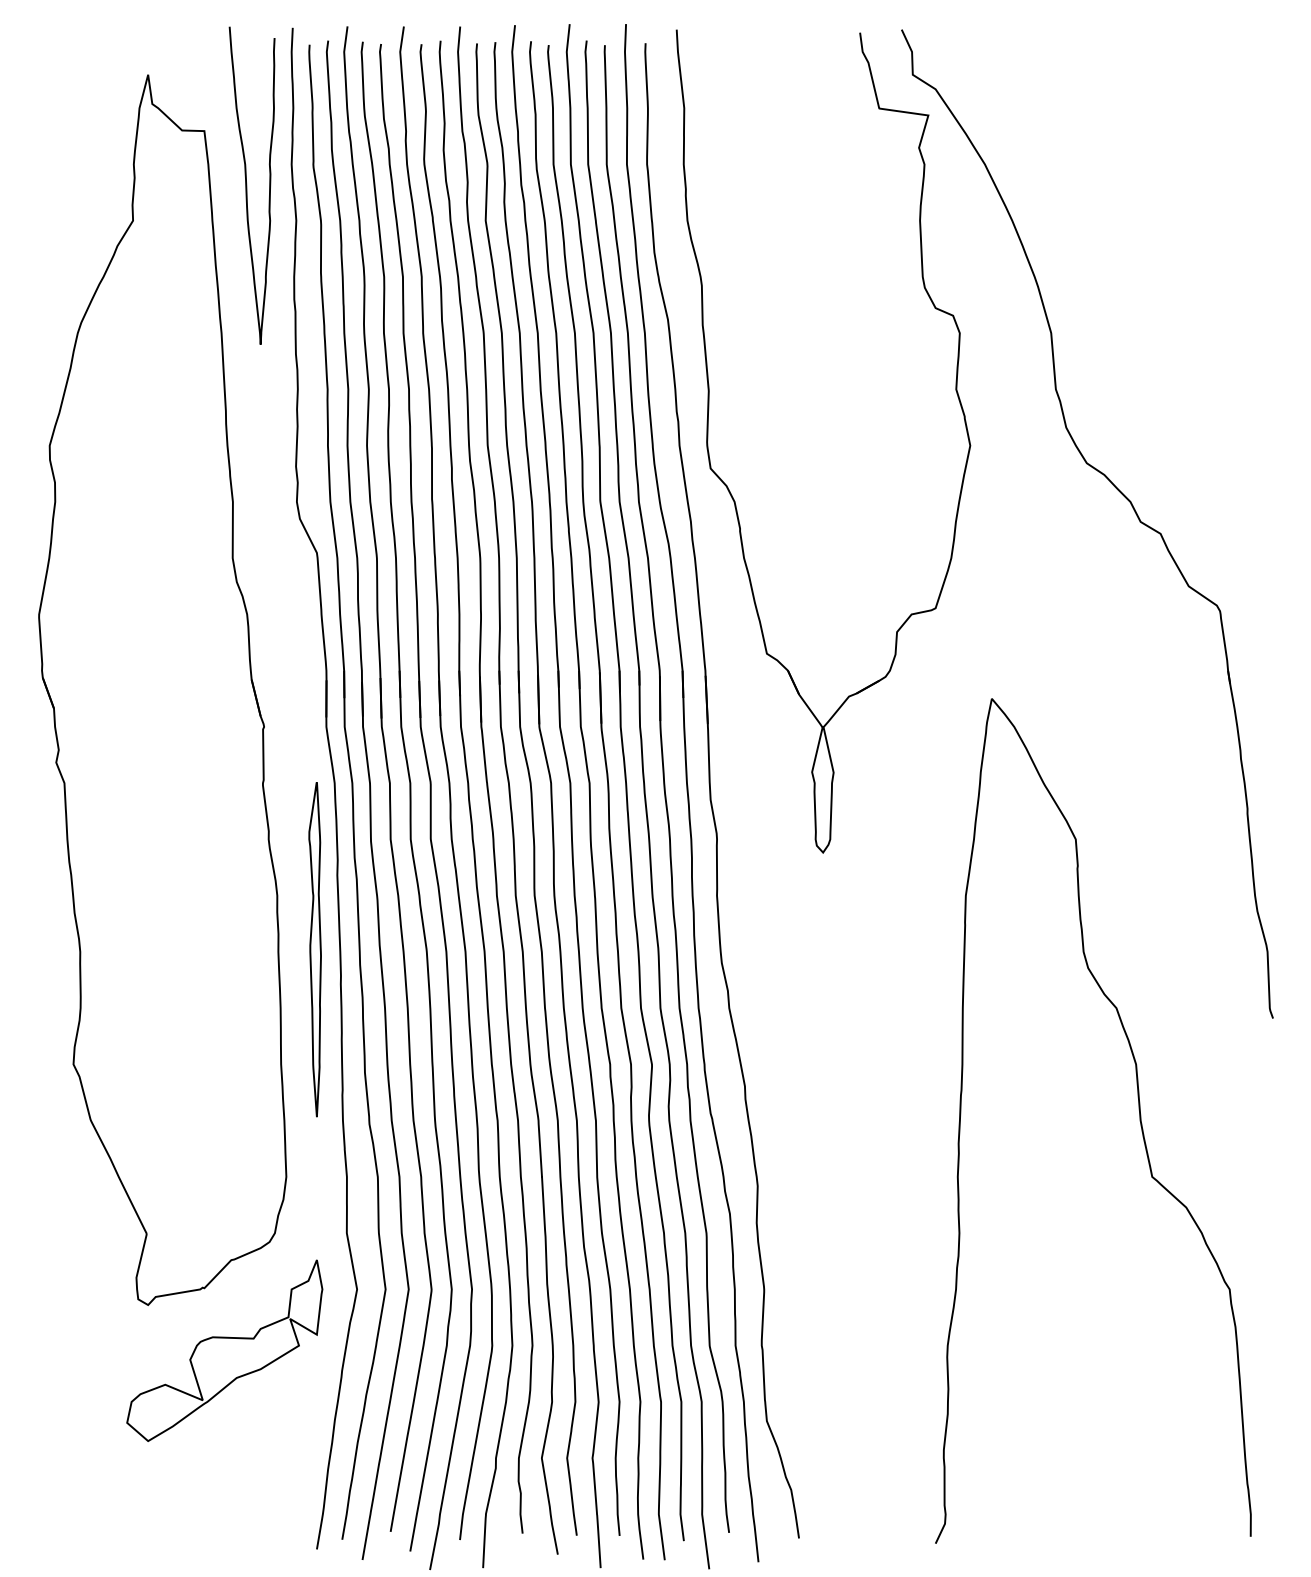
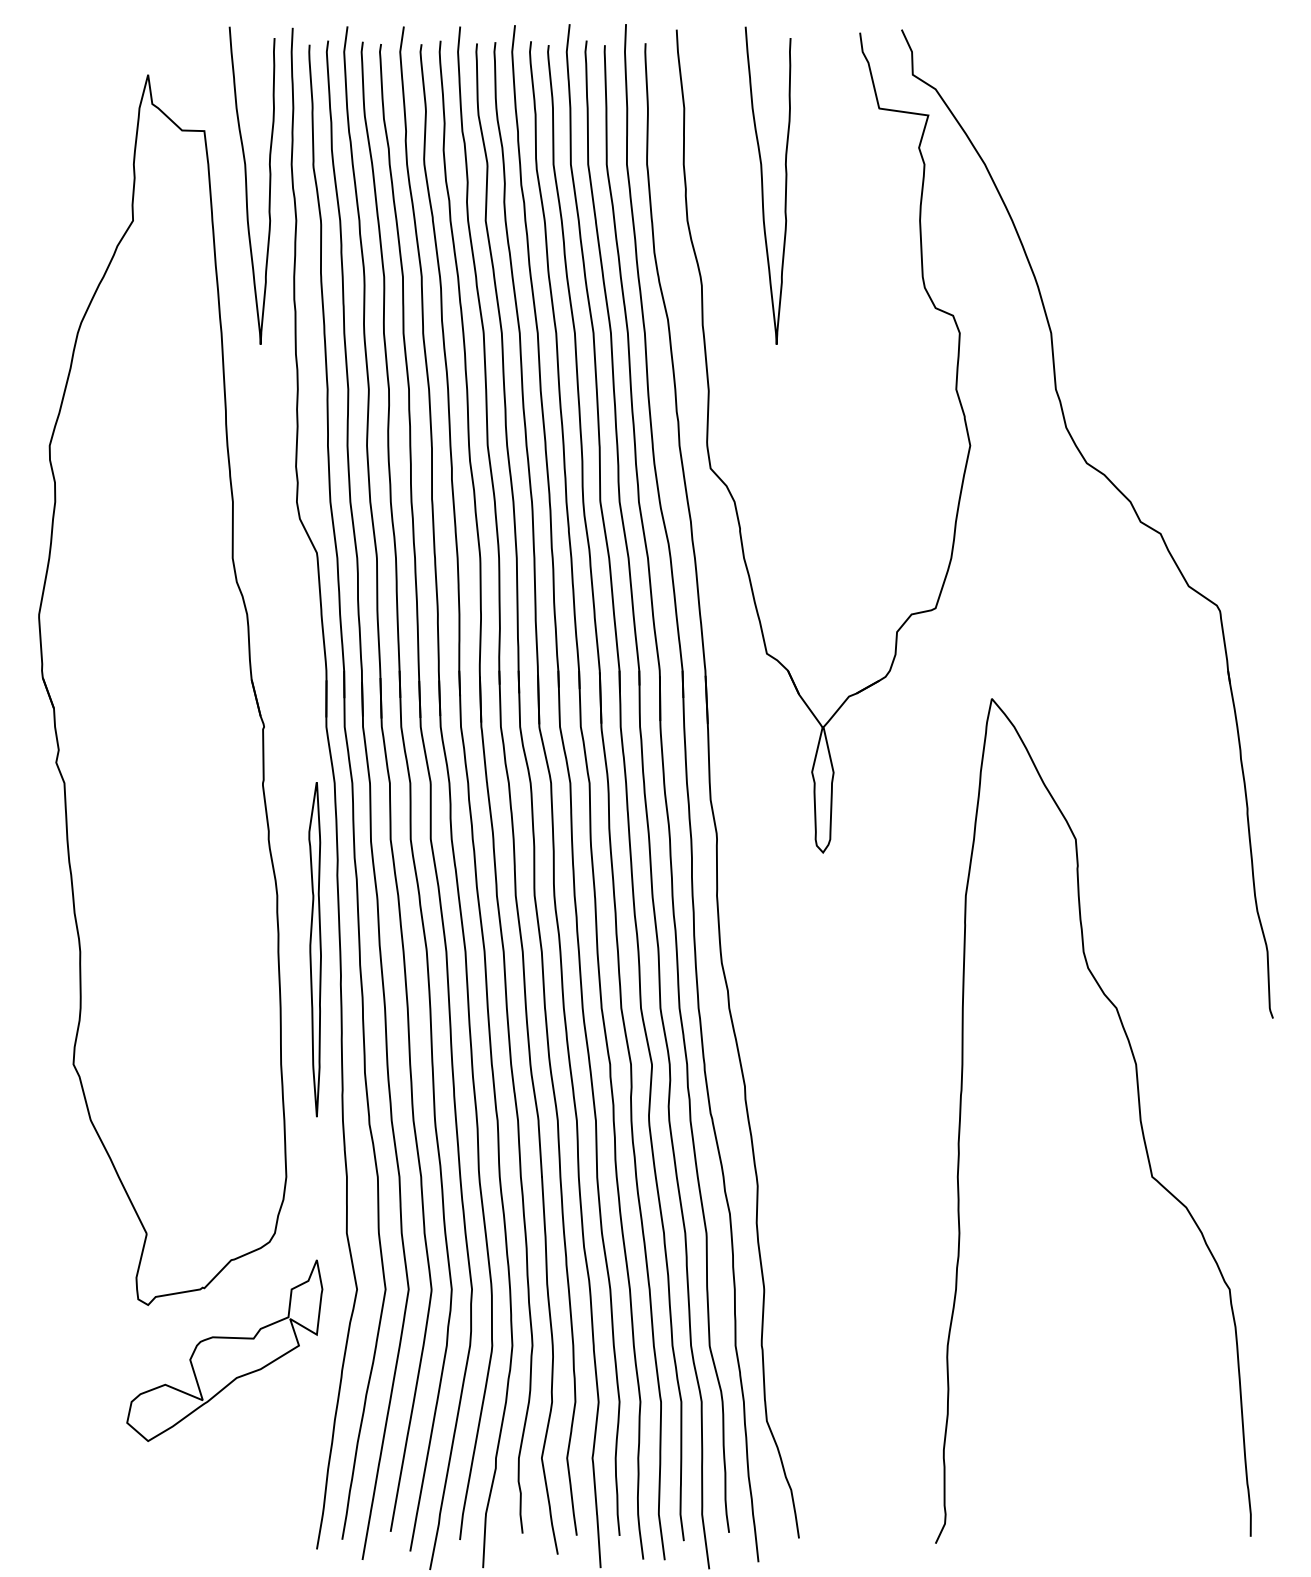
curve: none -> present (763, 185)
